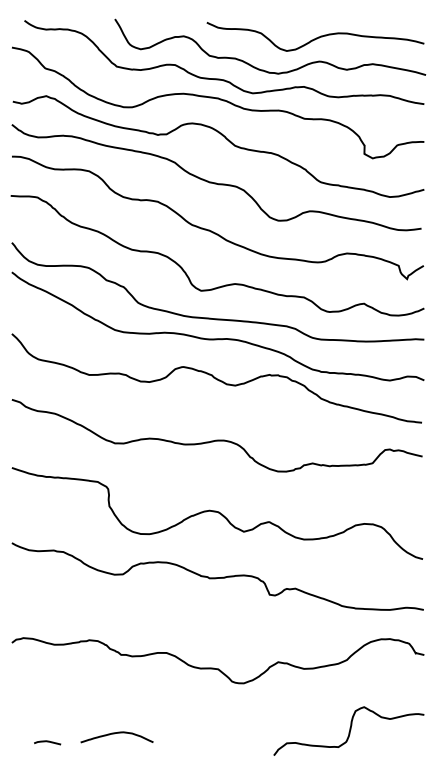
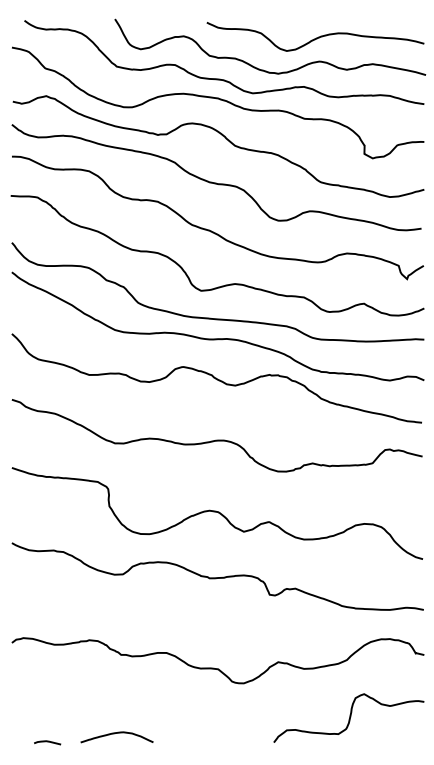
curve position: (349, 730) -> (349, 717) (349, 717)
